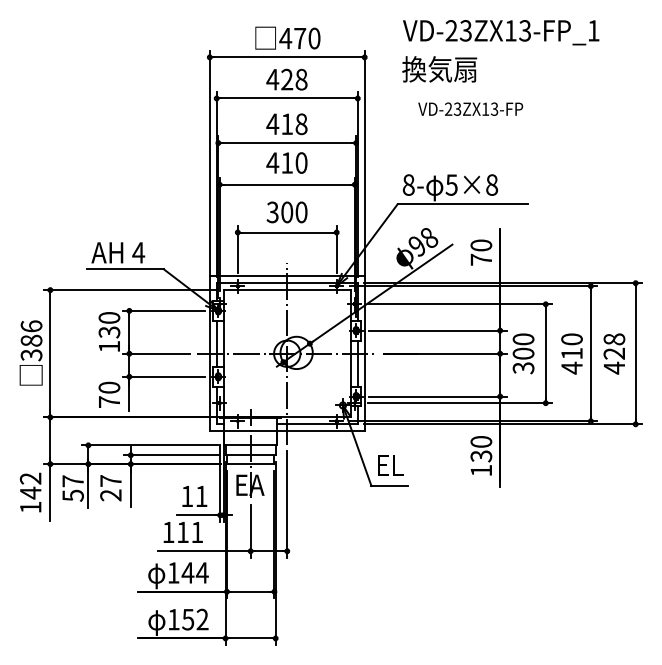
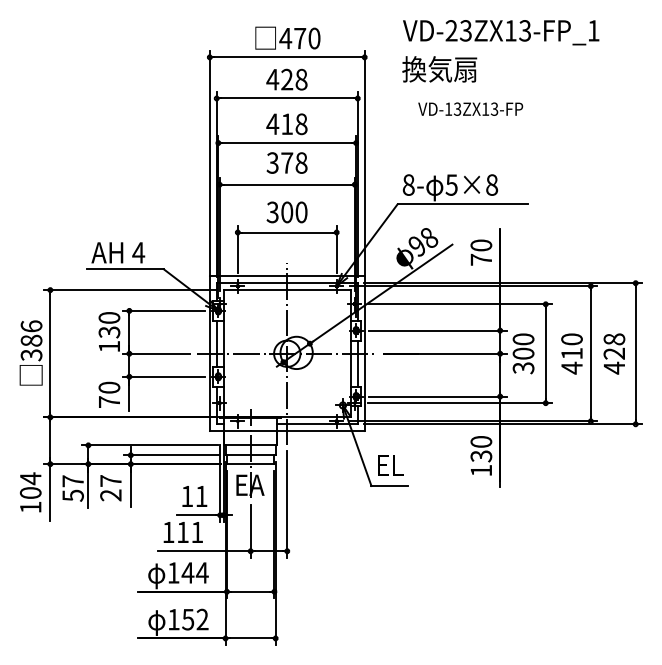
text: VD-23ZX13-FP -> VD-13ZX13-FP (448, 108)
text: 410 -> 378 (286, 162)
text: 142 -> 104 (30, 485)
